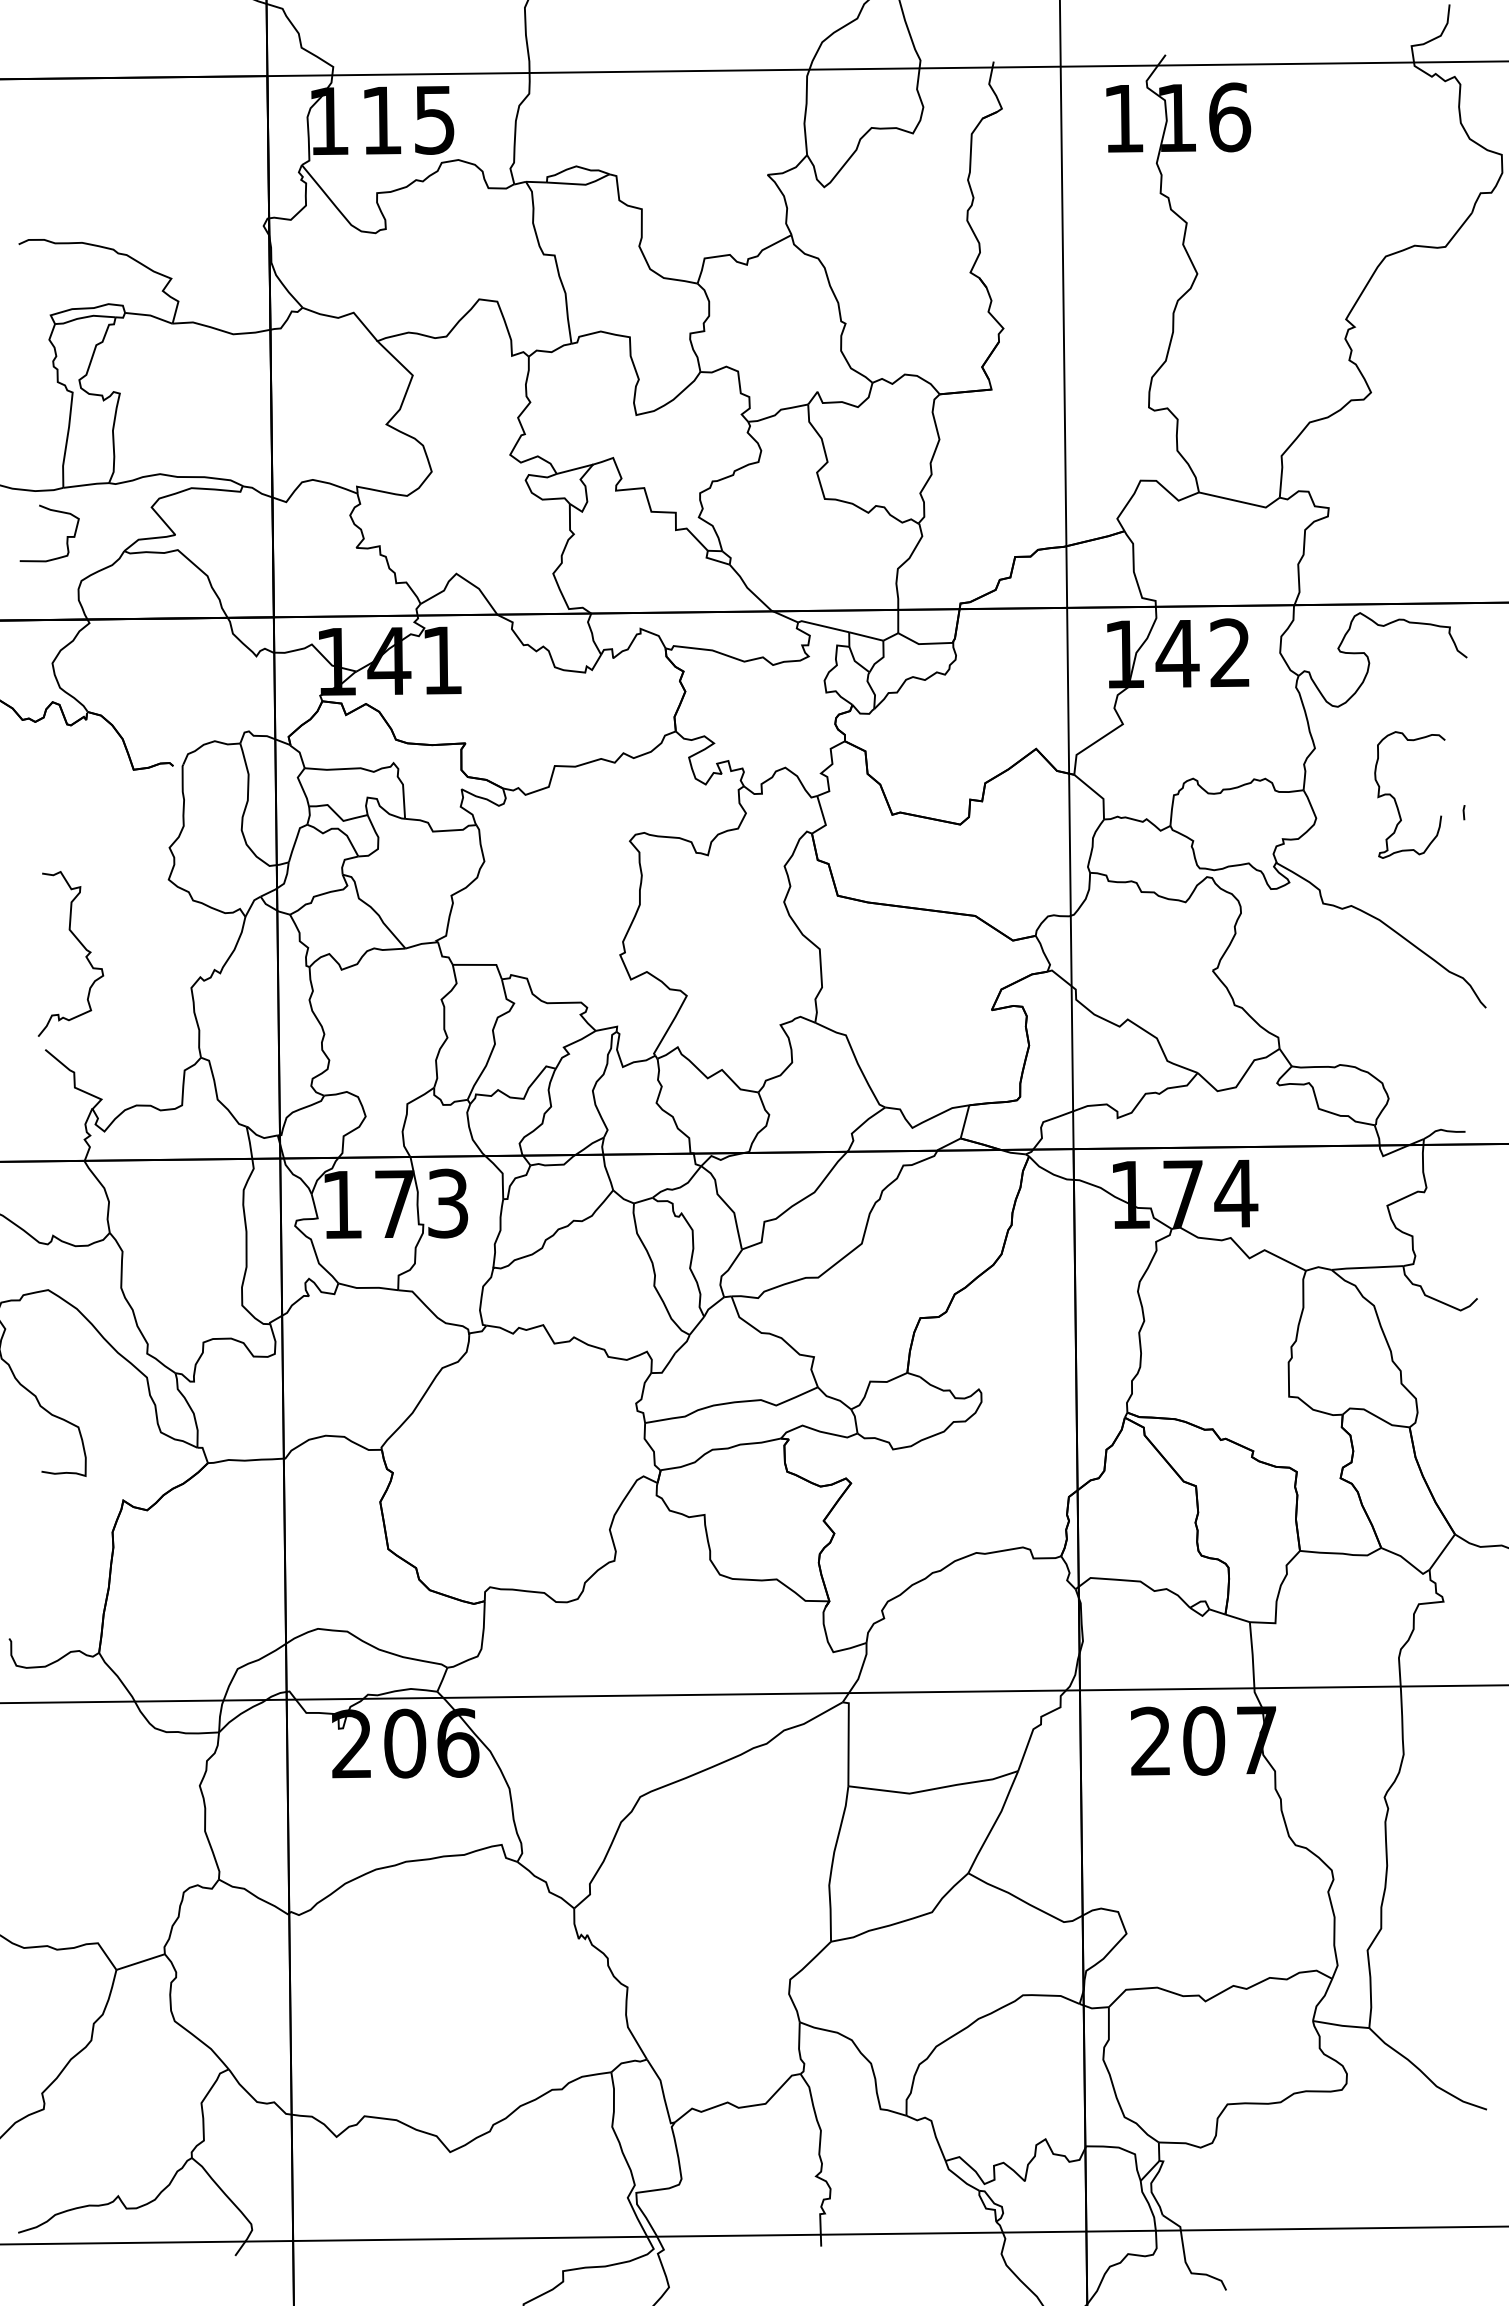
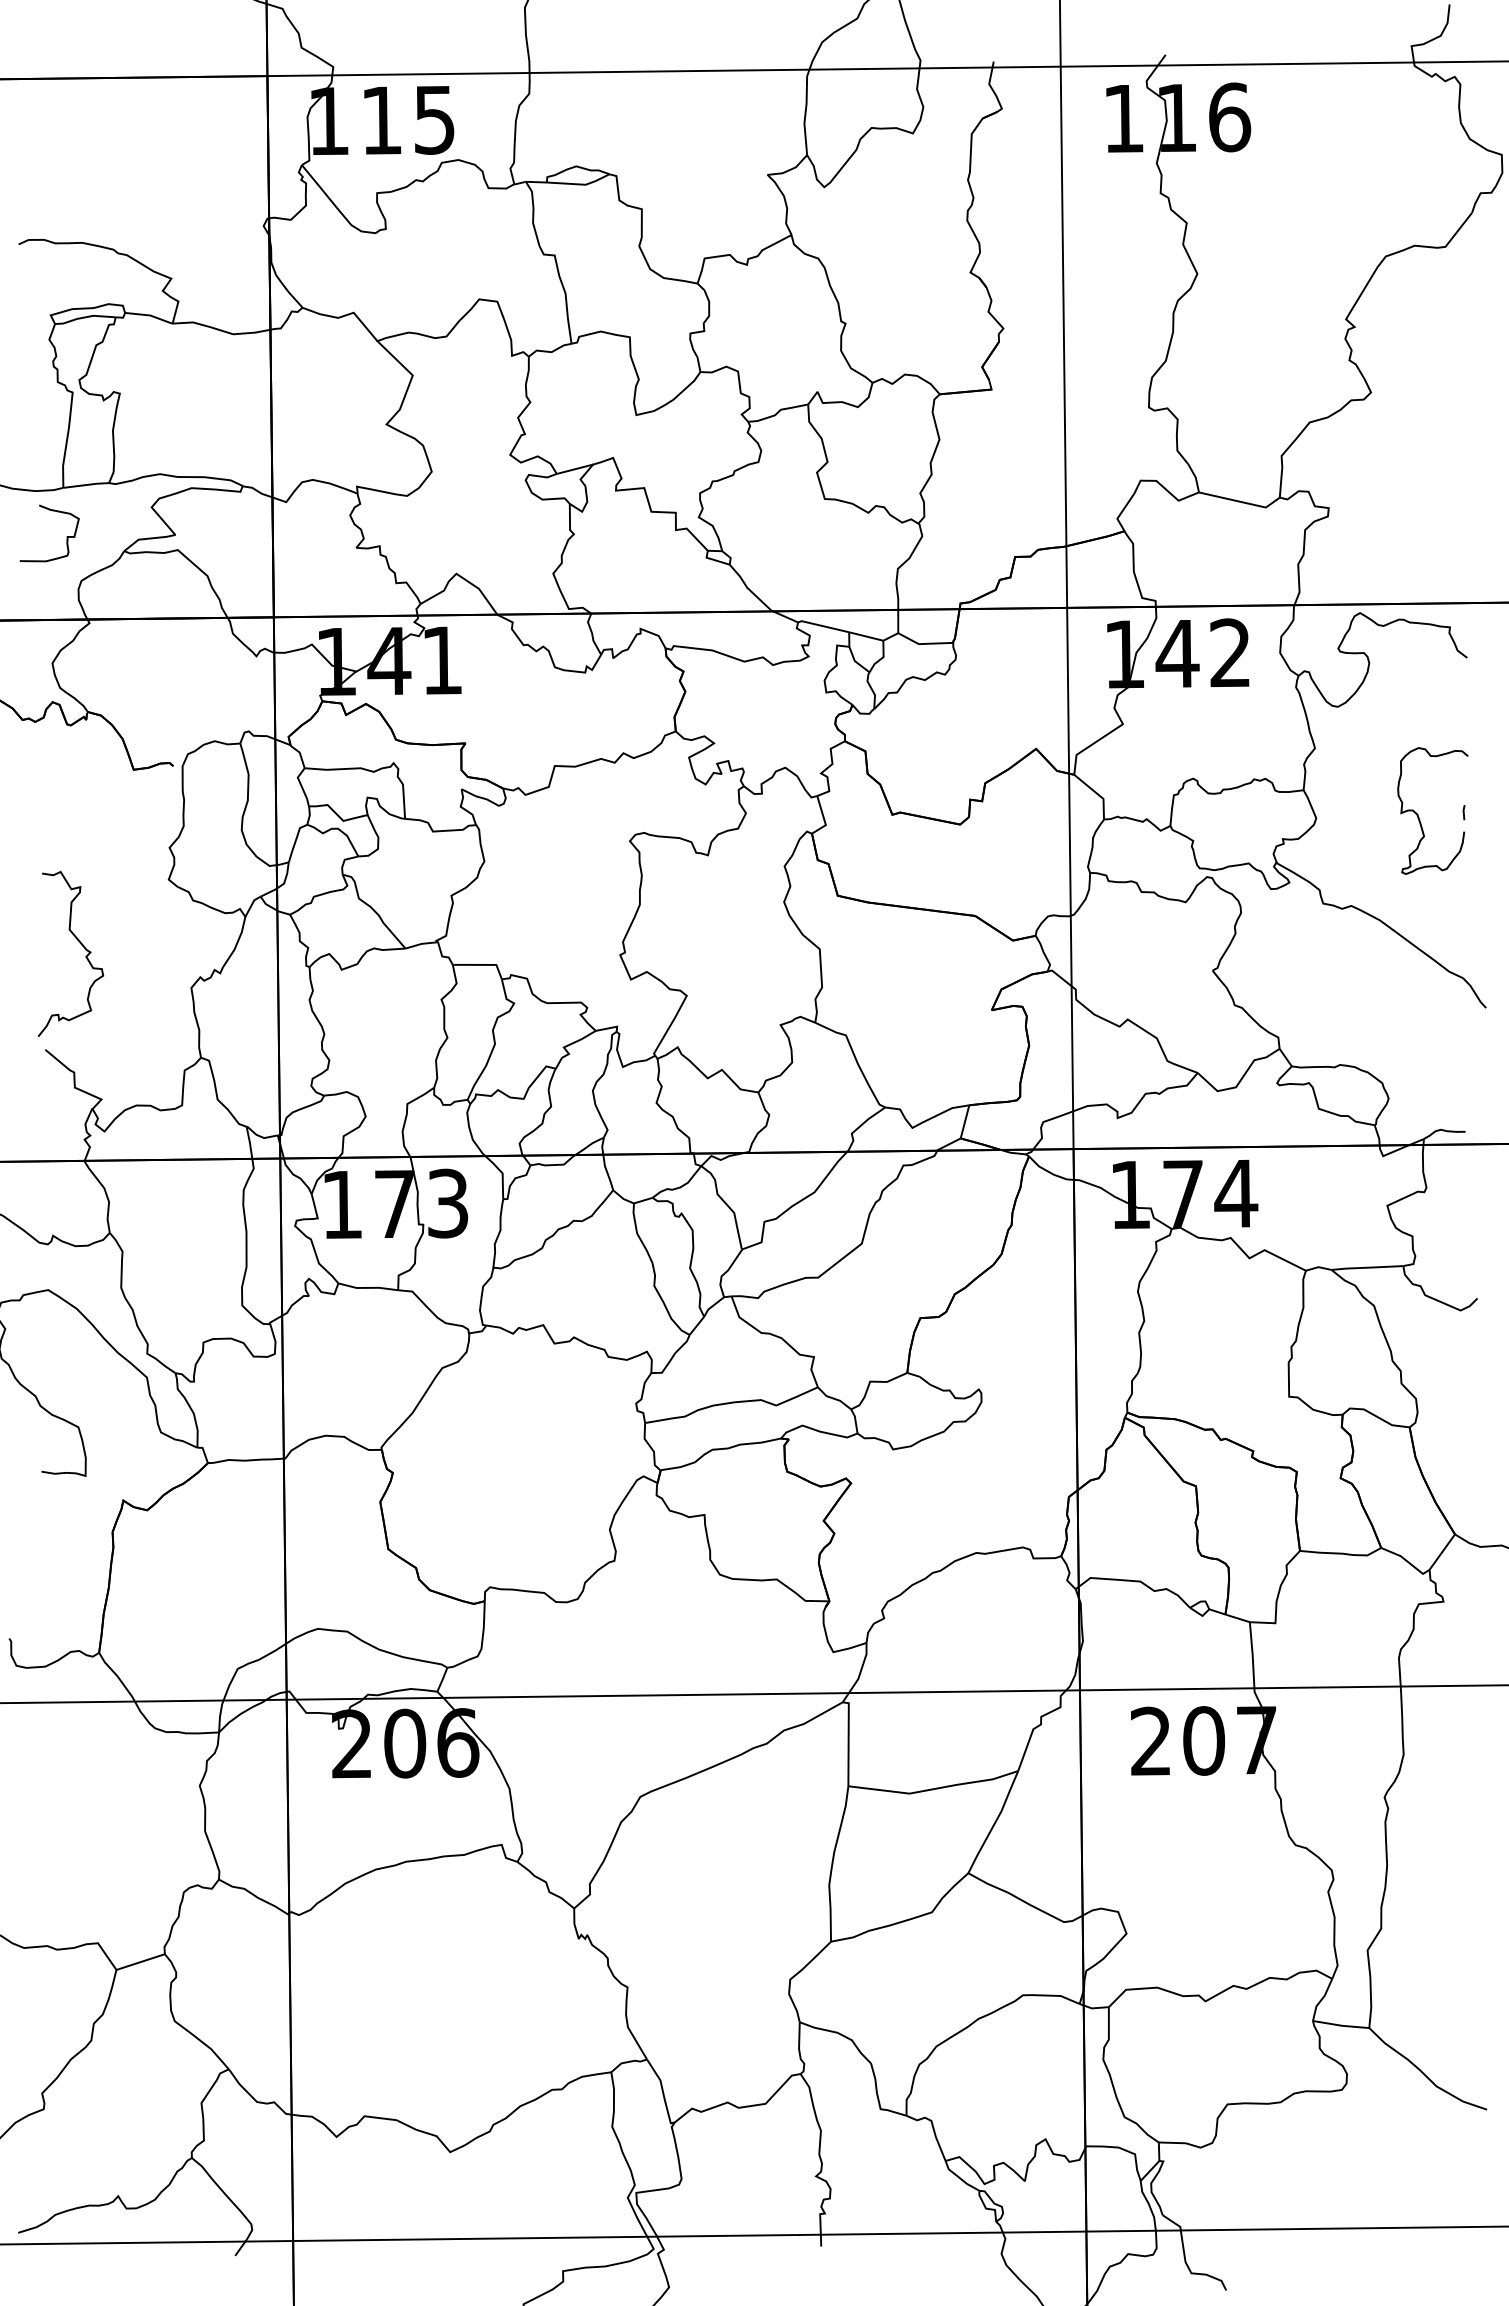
curve position: (1395, 798) -> (1418, 814) (1418, 814)
